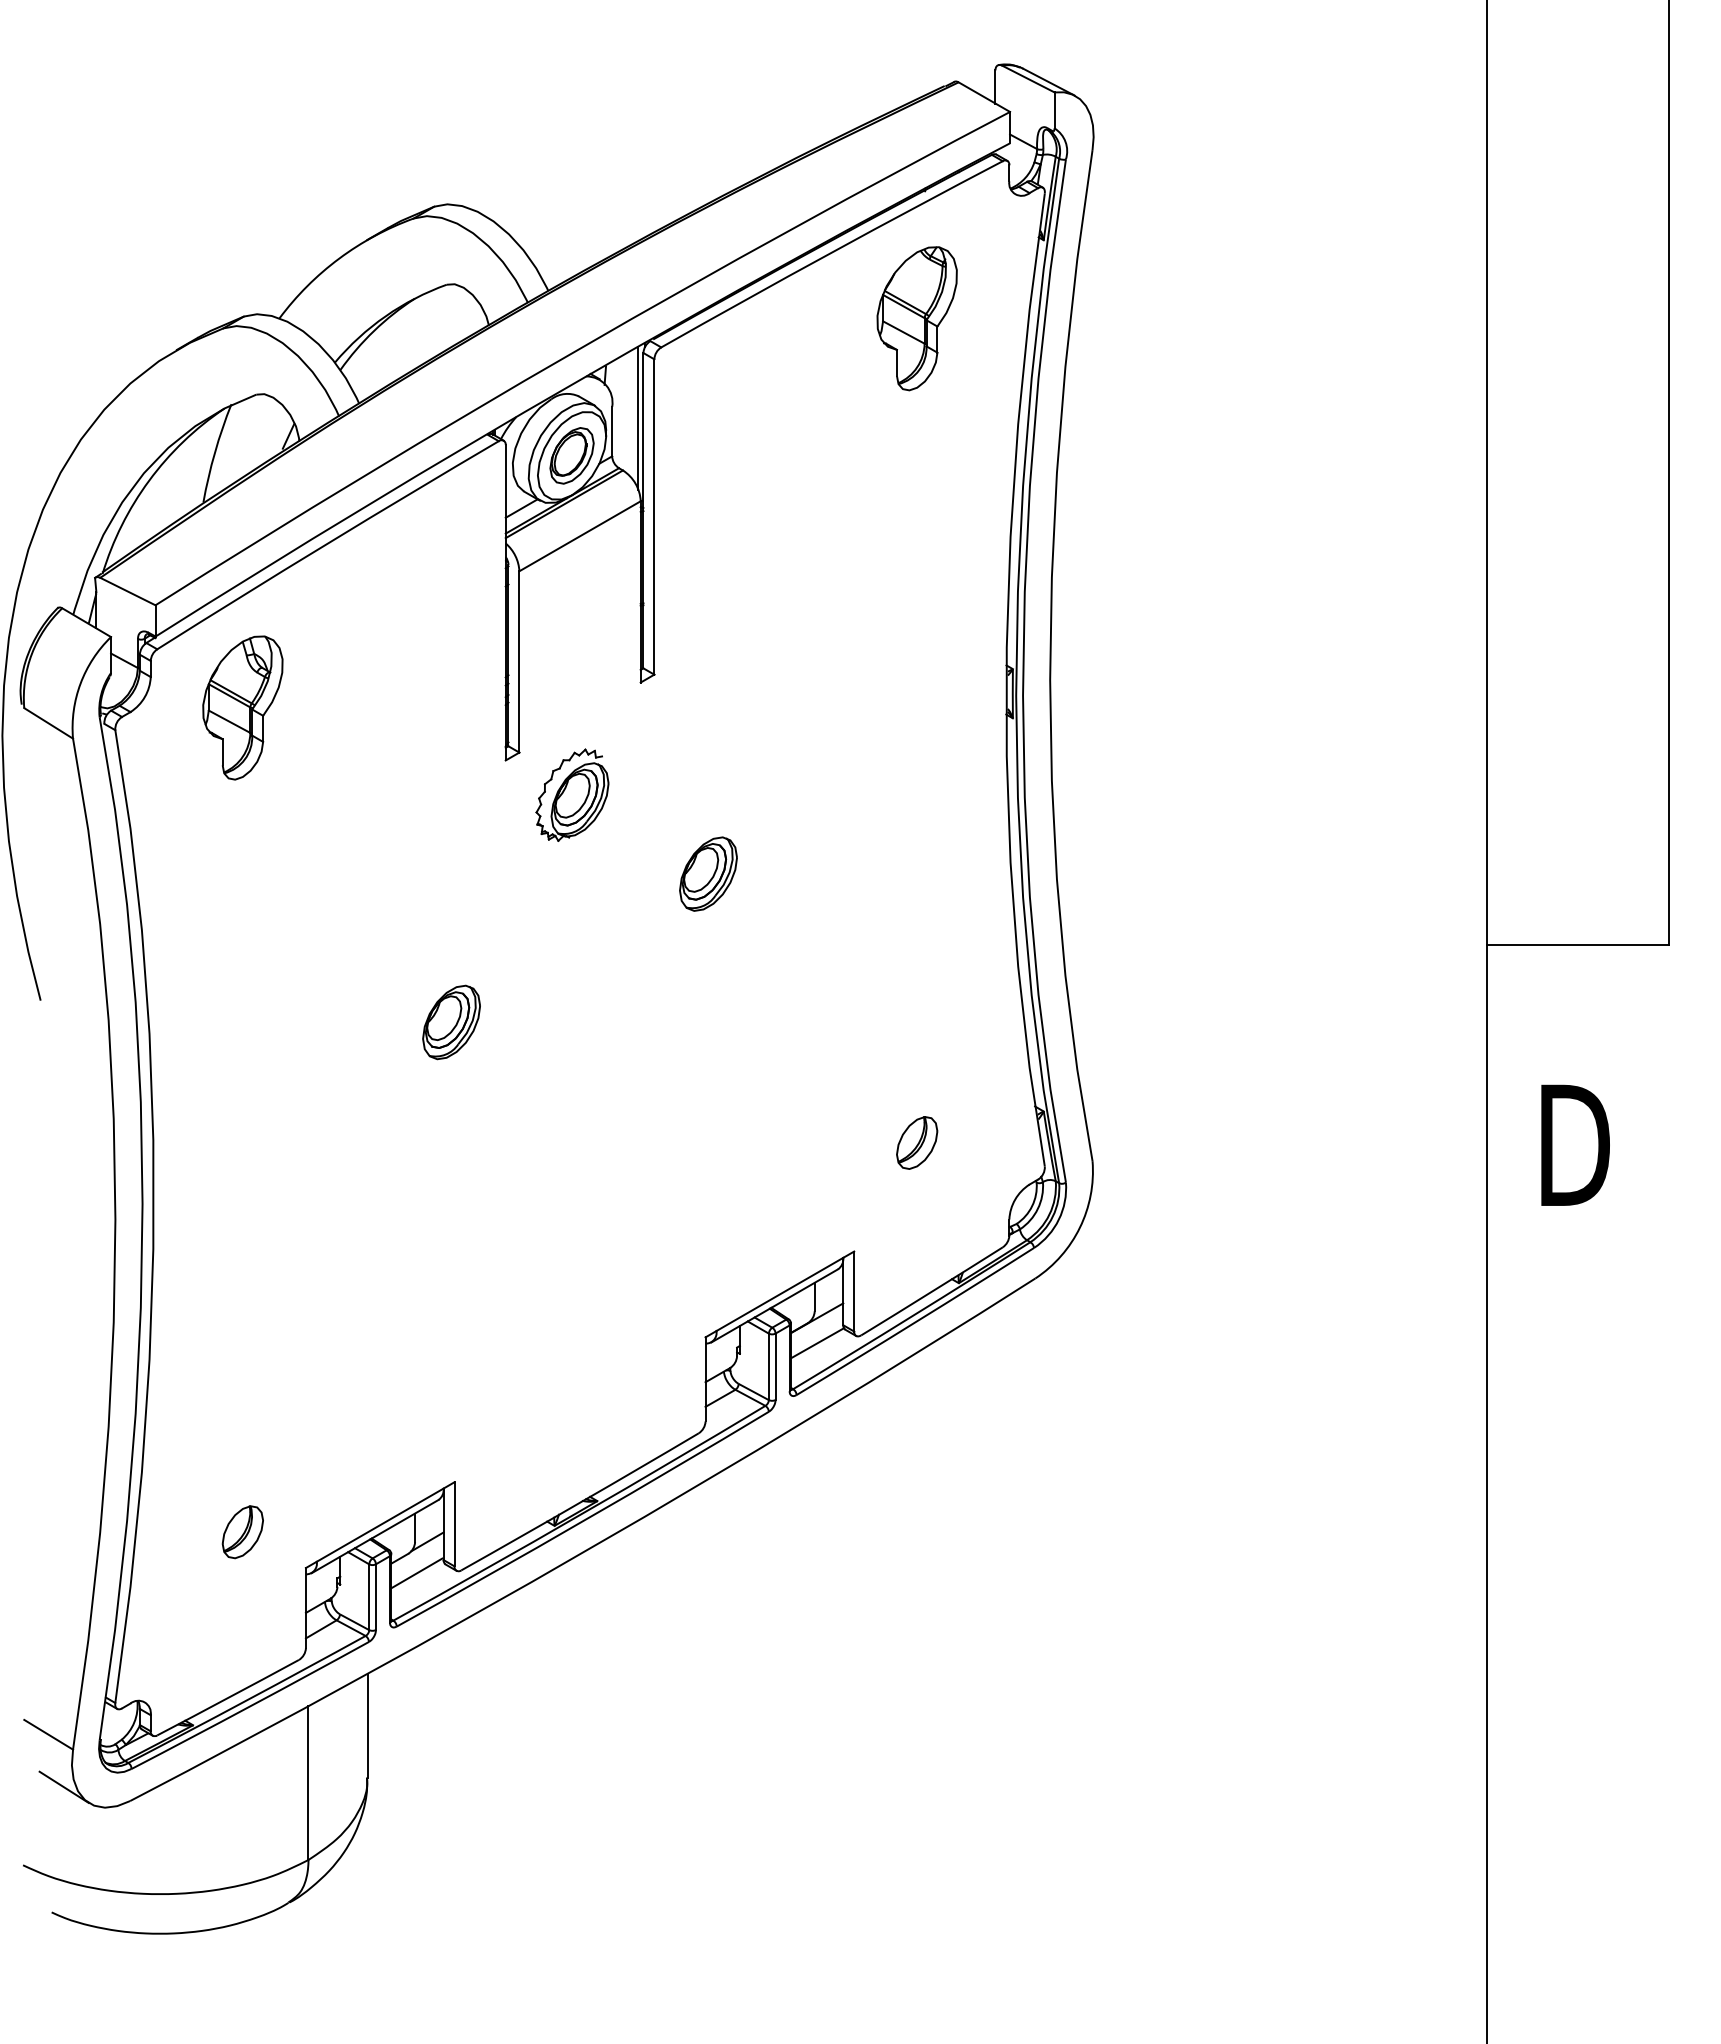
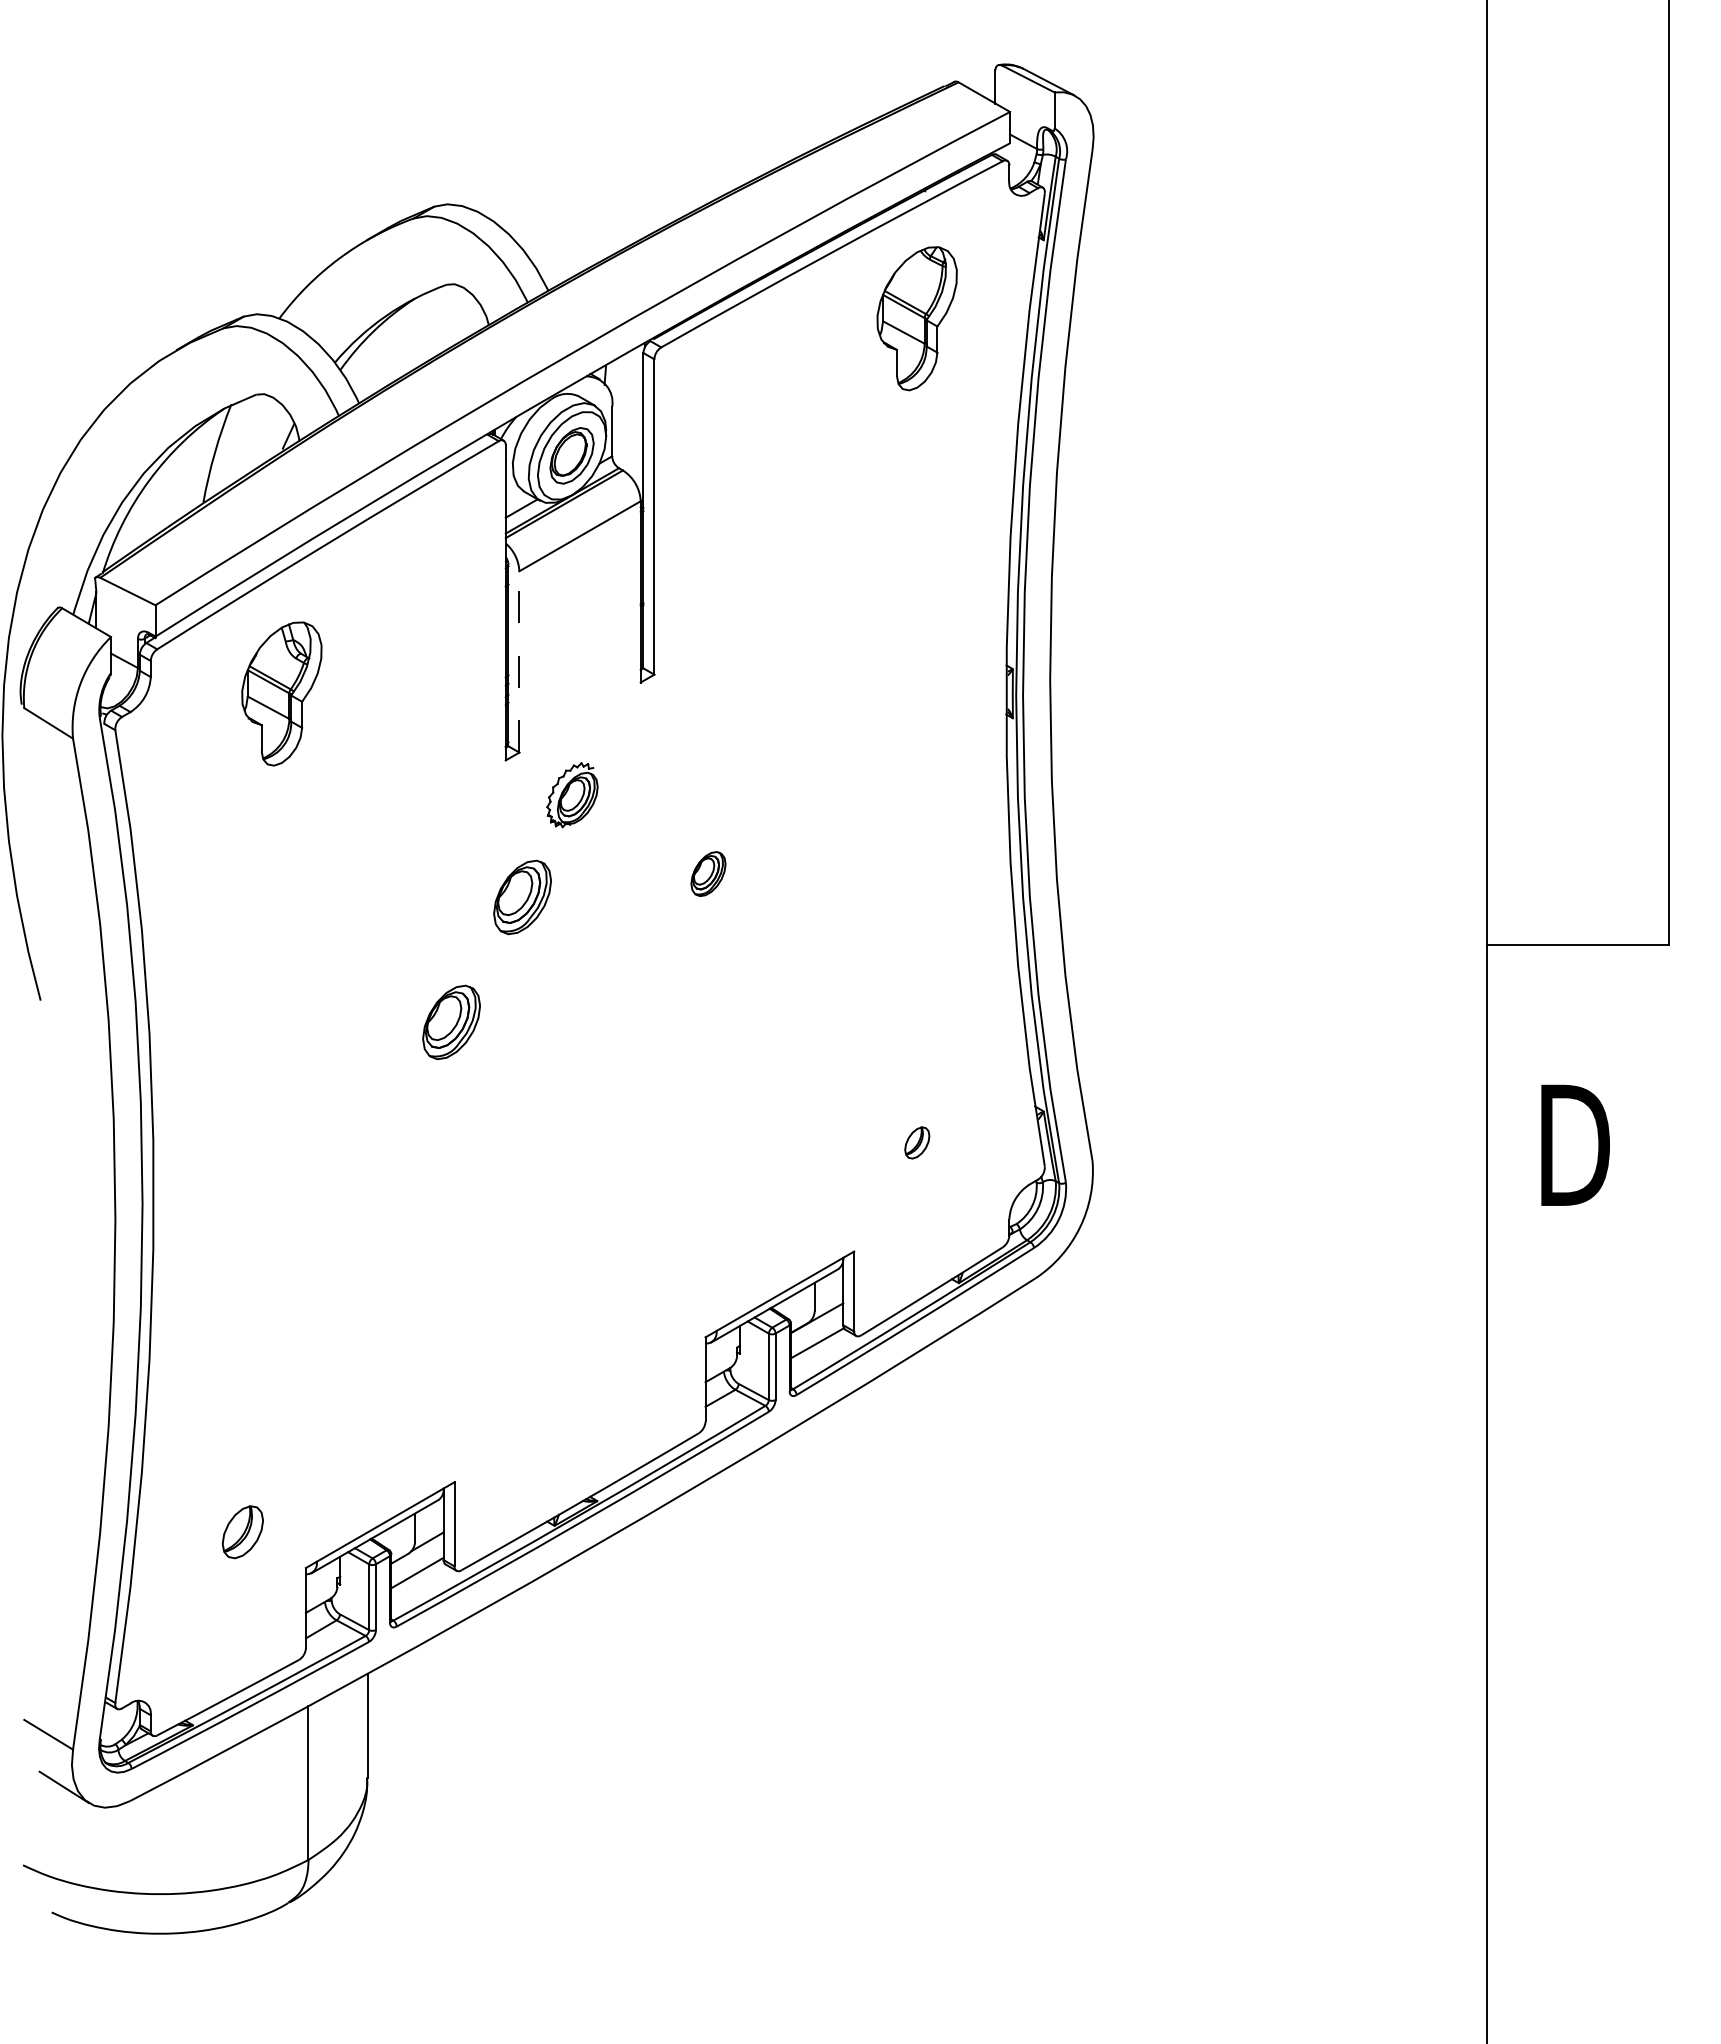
line: present -> none (638, 417)
line: solid -> dashed (519, 661)
part position: (242, 707) -> (281, 693) (281, 693)
part size: 75x94 px -> 53x67 px (572, 795)
part size: 59x76 px -> 37x46 px (708, 873)
part: none -> present (522, 897)
part size: 43x54 px -> 27x34 px (917, 1142)
